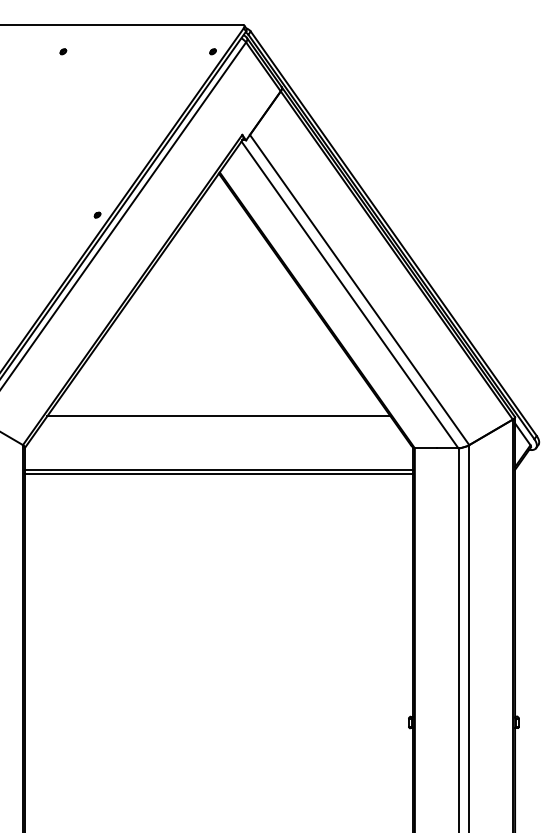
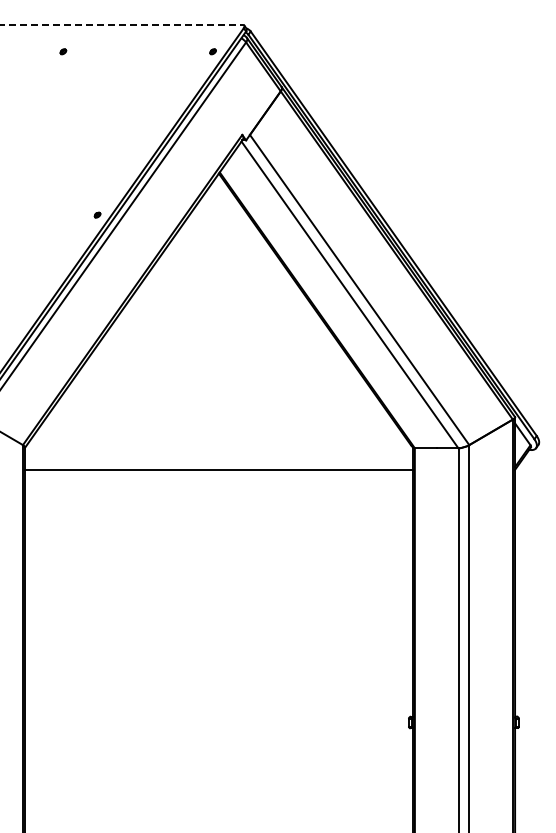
line: solid -> dashed (122, 24)
line: present -> none (218, 416)
line: present -> none (218, 474)
